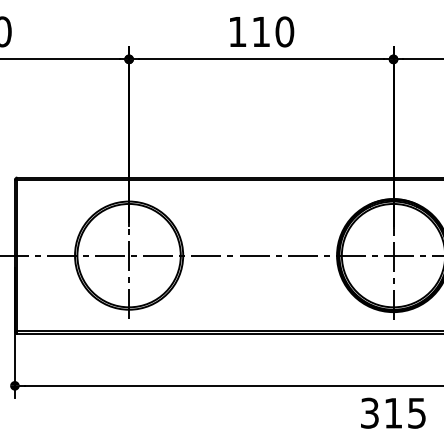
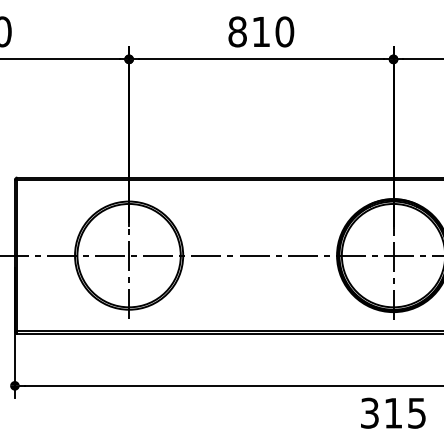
text: 110 -> 810 (237, 31)
